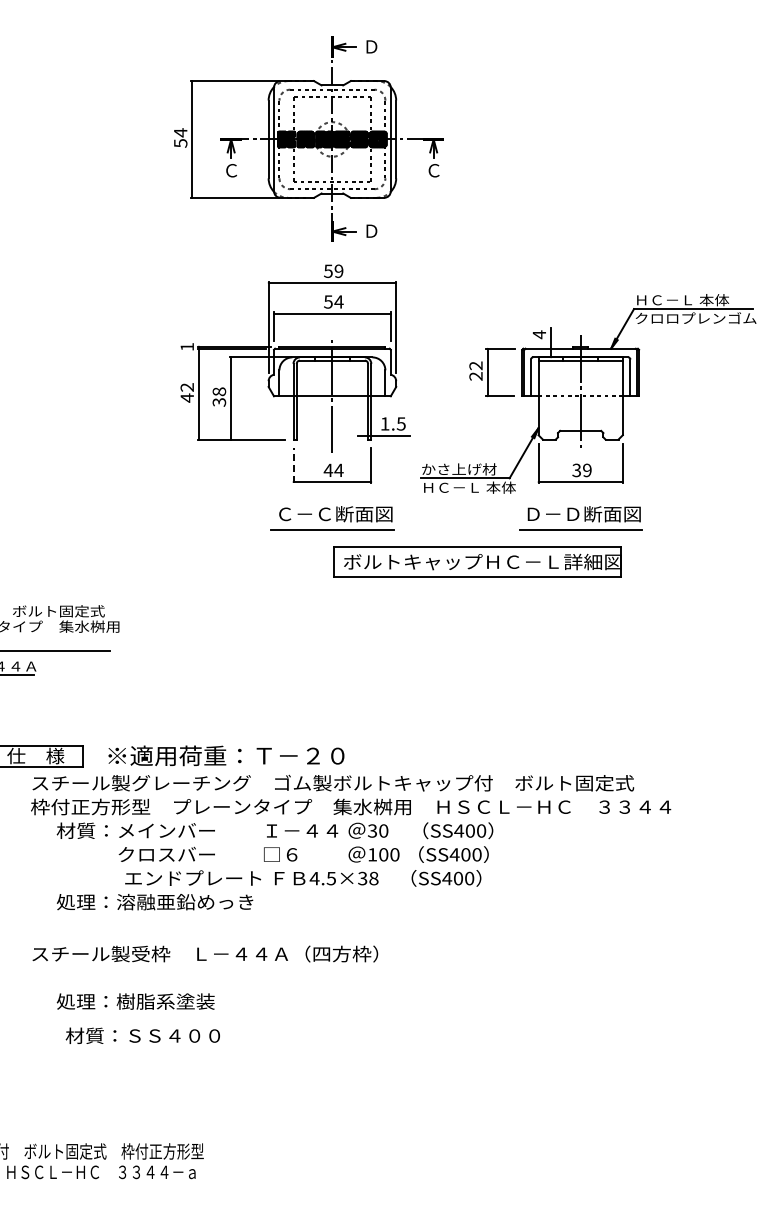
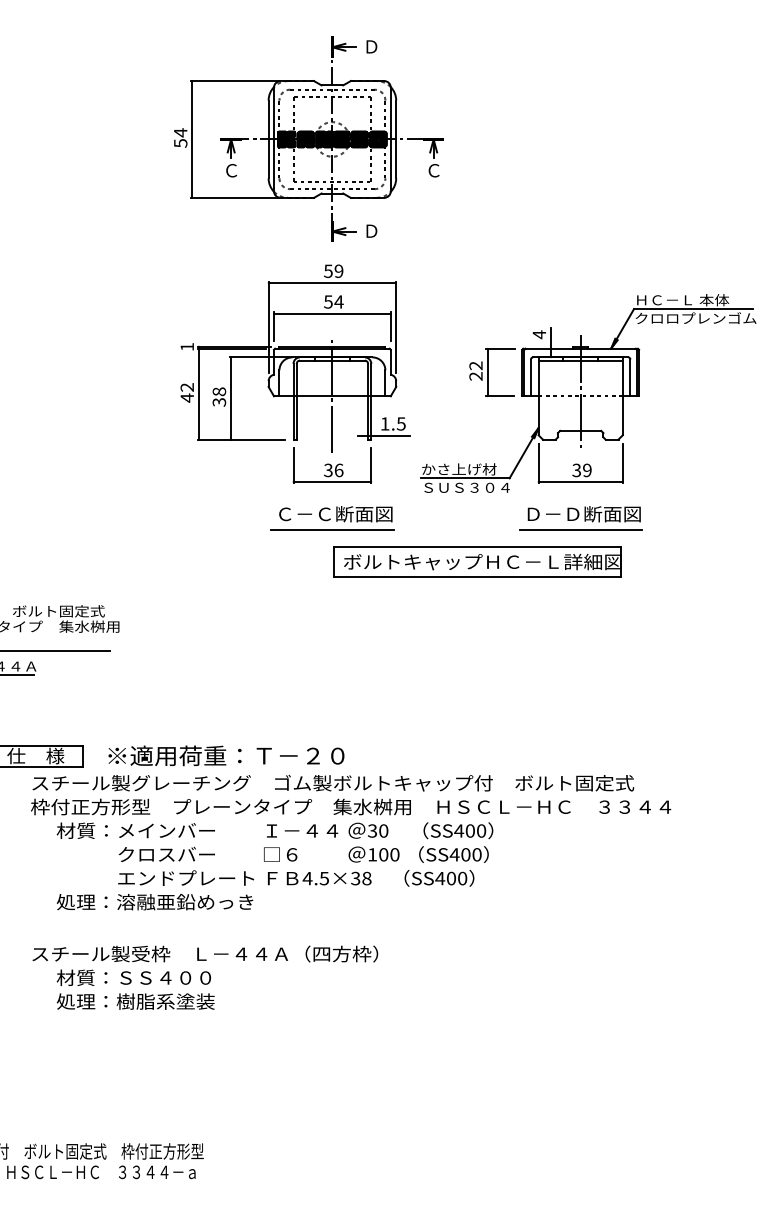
line: dashed -> solid (293, 465)
text: 44 -> 36 (333, 470)
text: ＨＣ－Ｌ 本体 -> ＳＵＳ３０４ (469, 487)
text position: (303, 878) -> (296, 878) (296, 878)
text position: (142, 1035) -> (133, 977) (133, 977)
